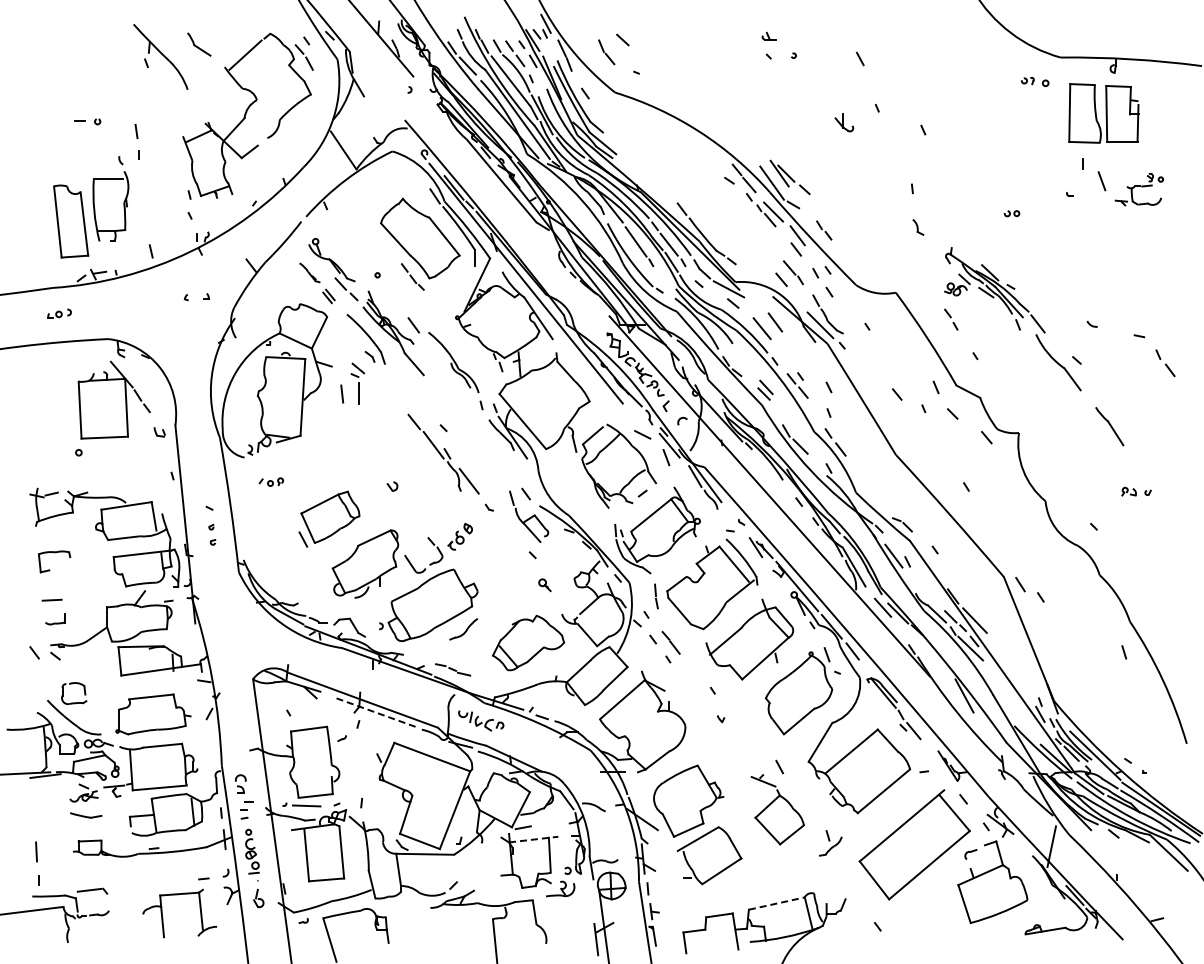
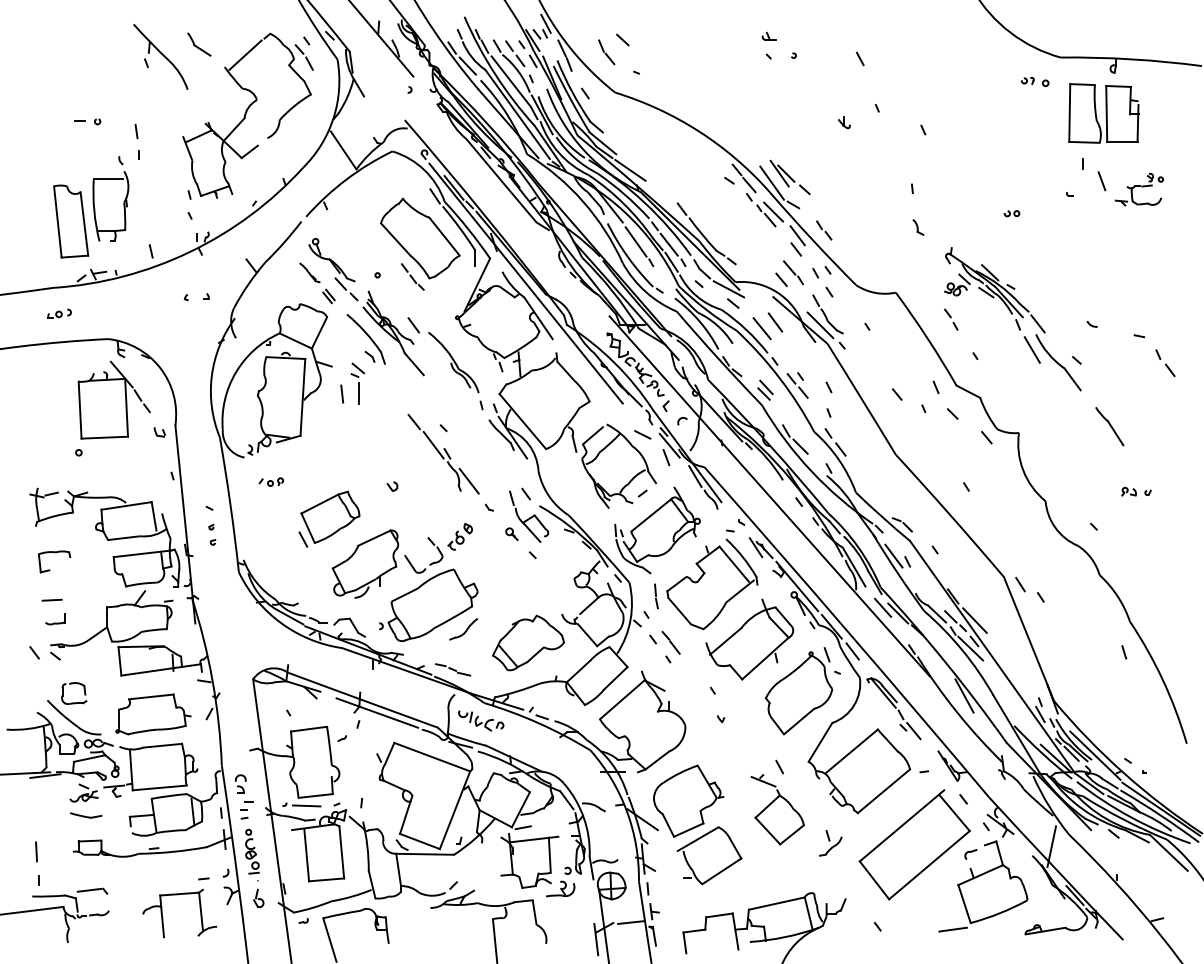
part size: 21x20 px -> 13x14 px (844, 122)
line: none -> present (630, 169)
line: none -> present (1031, 349)
part position: (544, 585) -> (511, 534) (511, 534)
line: dashed -> solid (377, 713)
line: dashed -> solid (533, 839)
line: dashed -> solid (776, 903)
line: none -> present (631, 922)
line: none -> present (952, 929)
